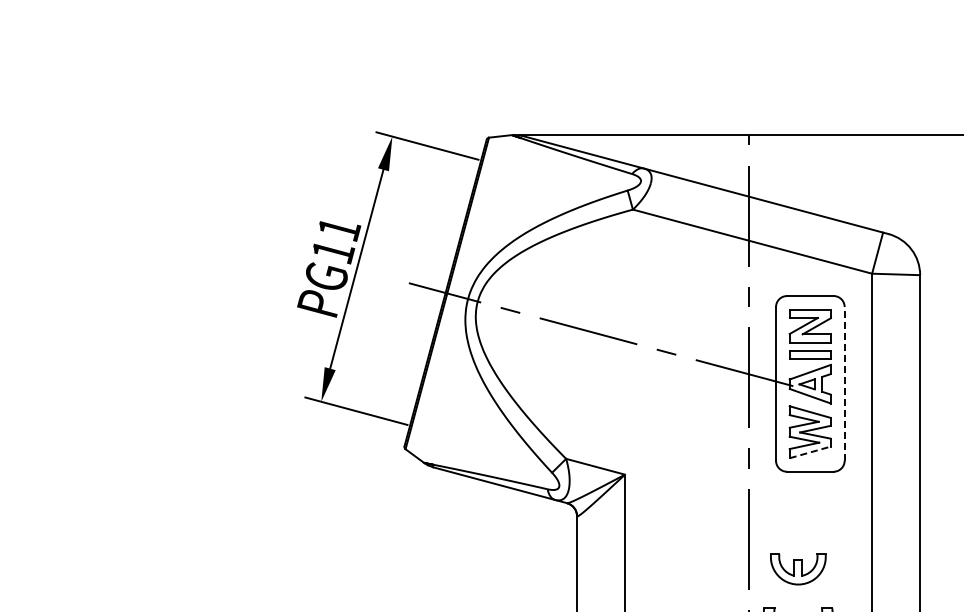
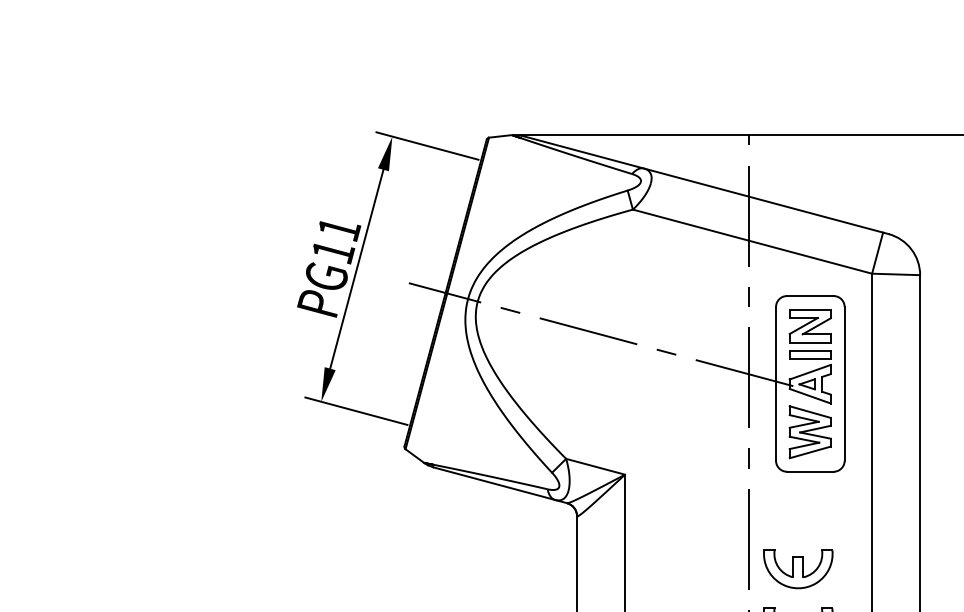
line: dashed -> solid (844, 383)
line: dashed -> solid (810, 452)
part size: 57x33 px -> 71x41 px (798, 569)
